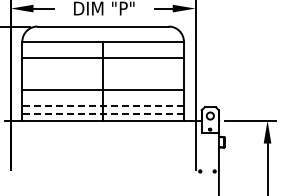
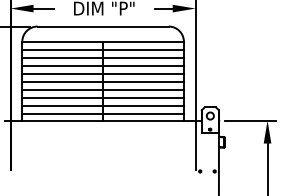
line: none -> present (102, 49)
line: none -> present (102, 65)
line: none -> present (102, 73)
line: none -> present (102, 81)
line: none -> present (102, 97)
line: dashed -> solid (103, 105)
line: dashed -> solid (103, 113)
